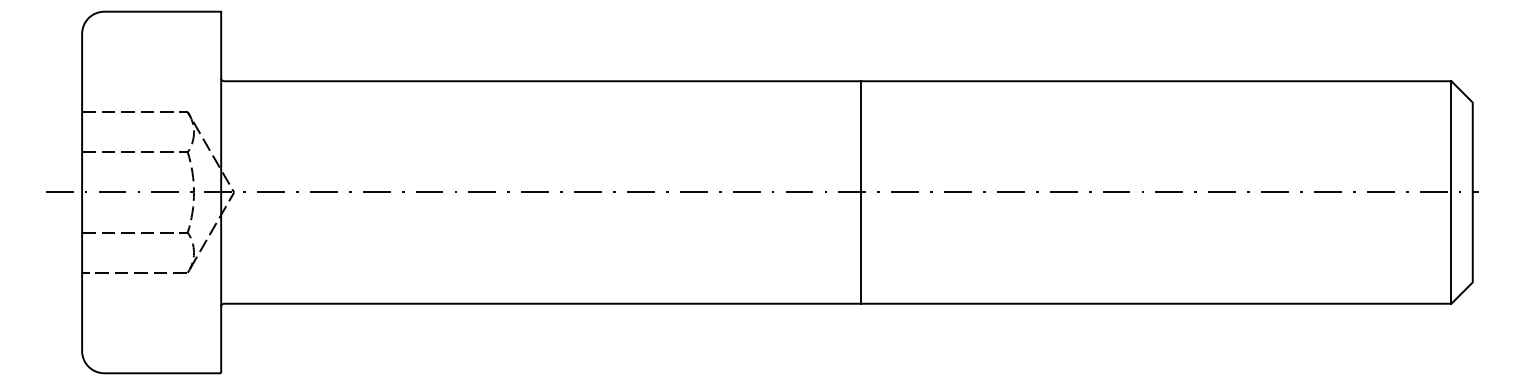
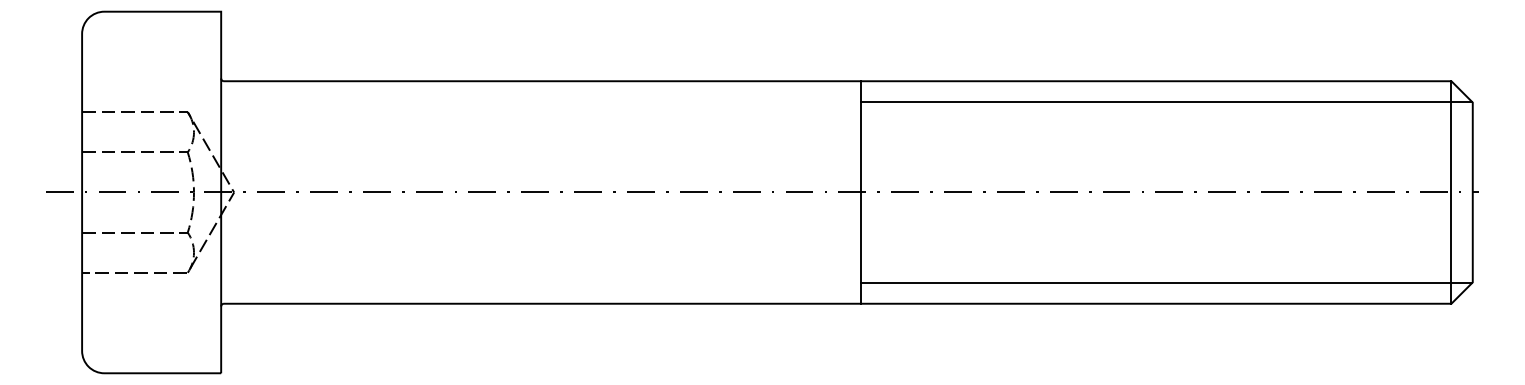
line: none -> present (1166, 101)
line: none -> present (1166, 283)
